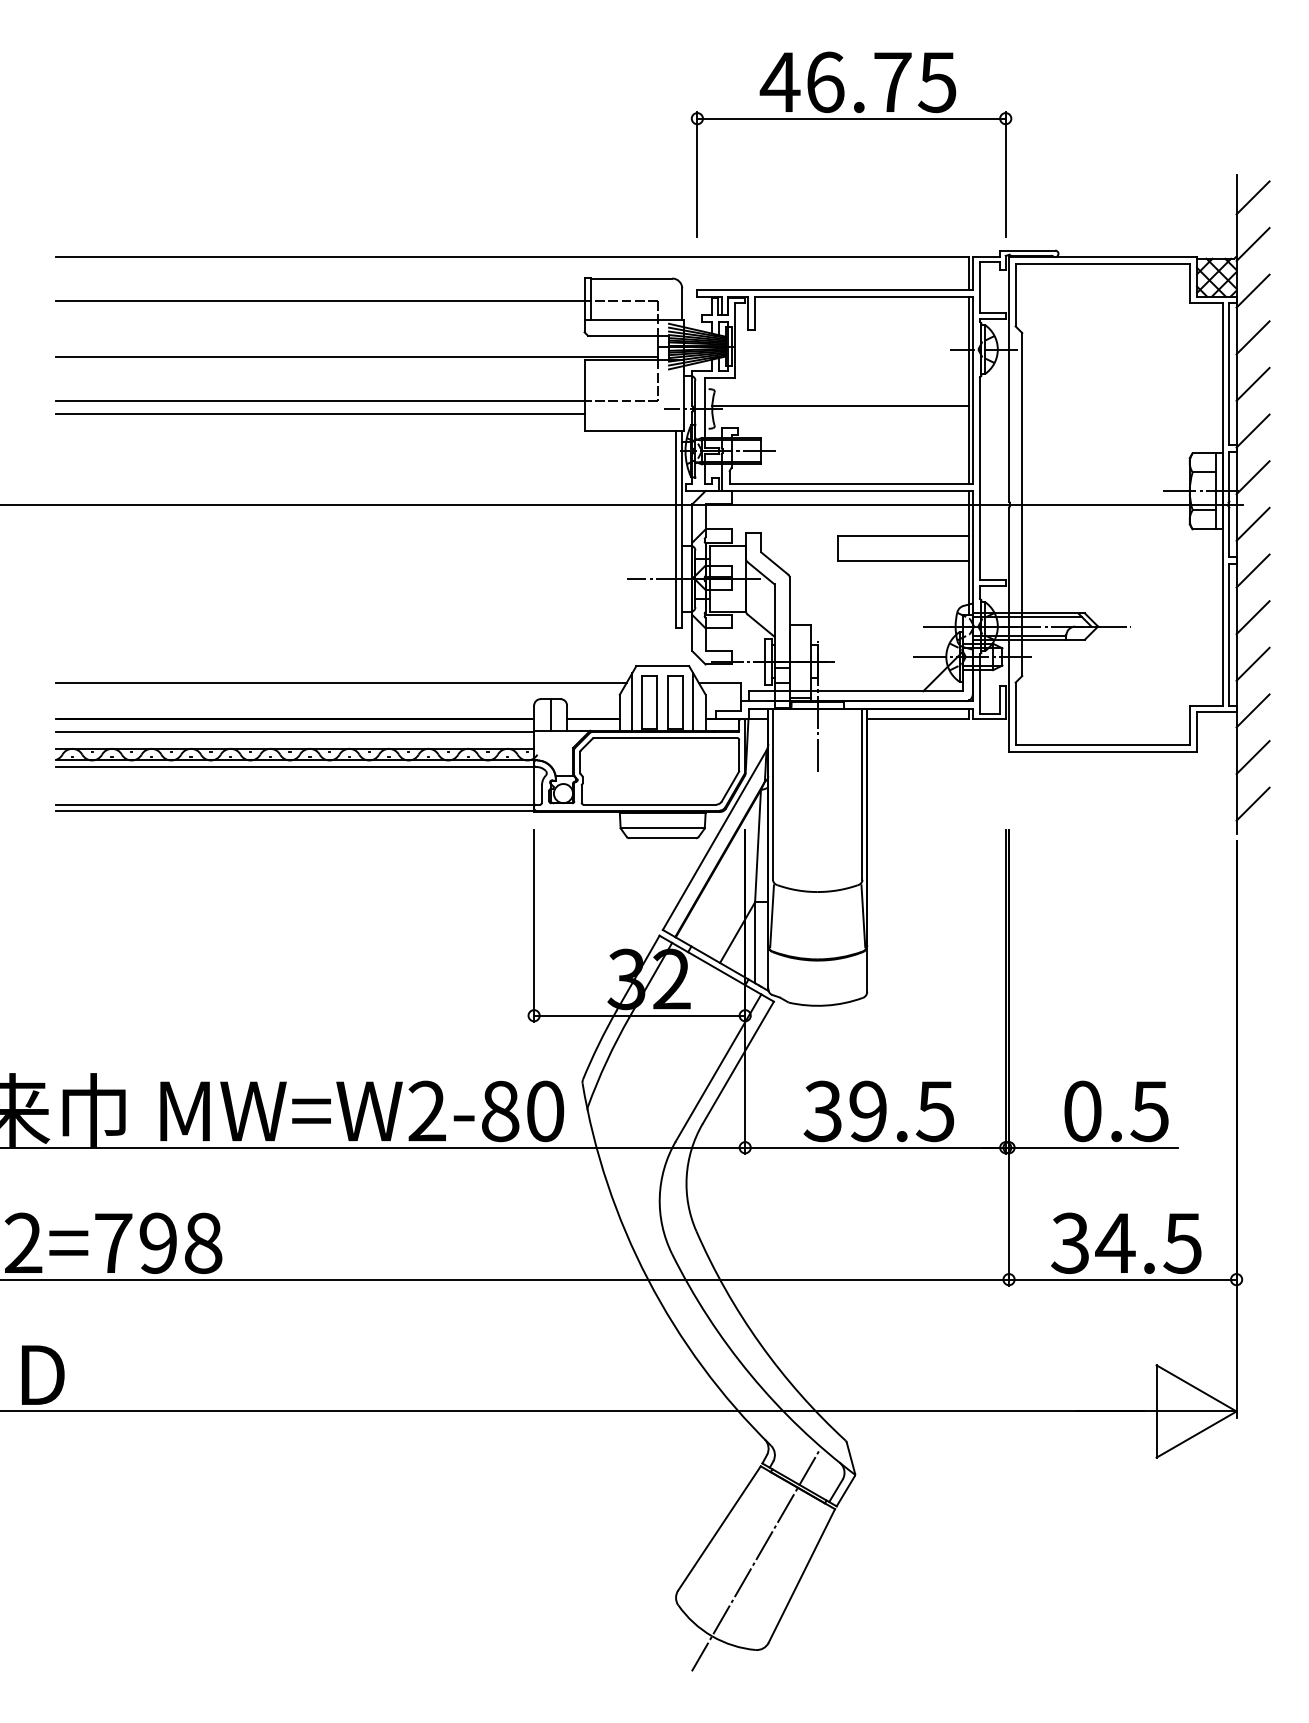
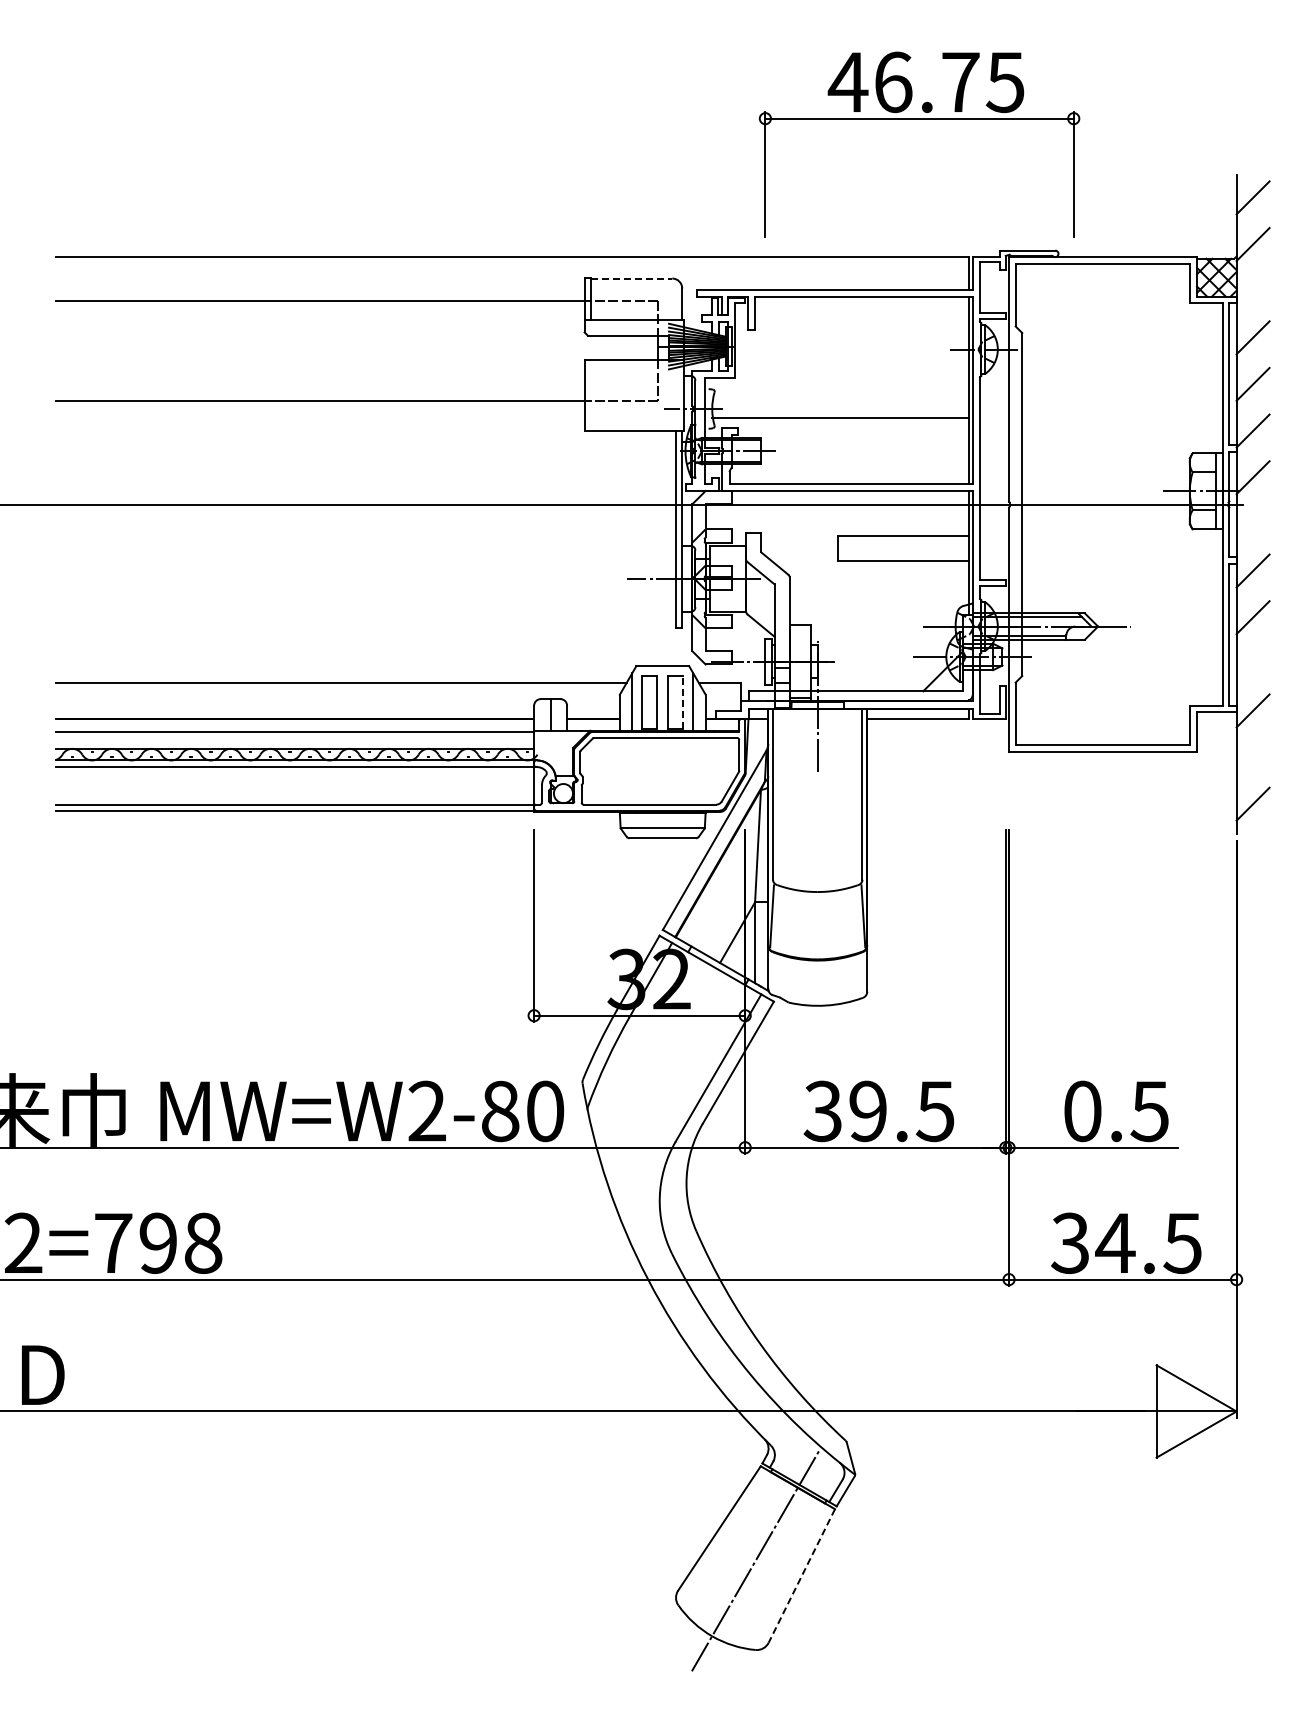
part position: (851, 119) -> (919, 119) (919, 119)
line: solid -> dashed (631, 278)
line: present -> none (1252, 290)
line: present -> none (356, 356)
line position: (840, 406) -> (840, 418) (840, 418)
line: present -> none (319, 413)
line: present -> none (1252, 523)
line: present -> none (1252, 663)
line: solid -> dashed (683, 701)
line: present -> none (1252, 757)
line: solid -> dashed (801, 1575)
